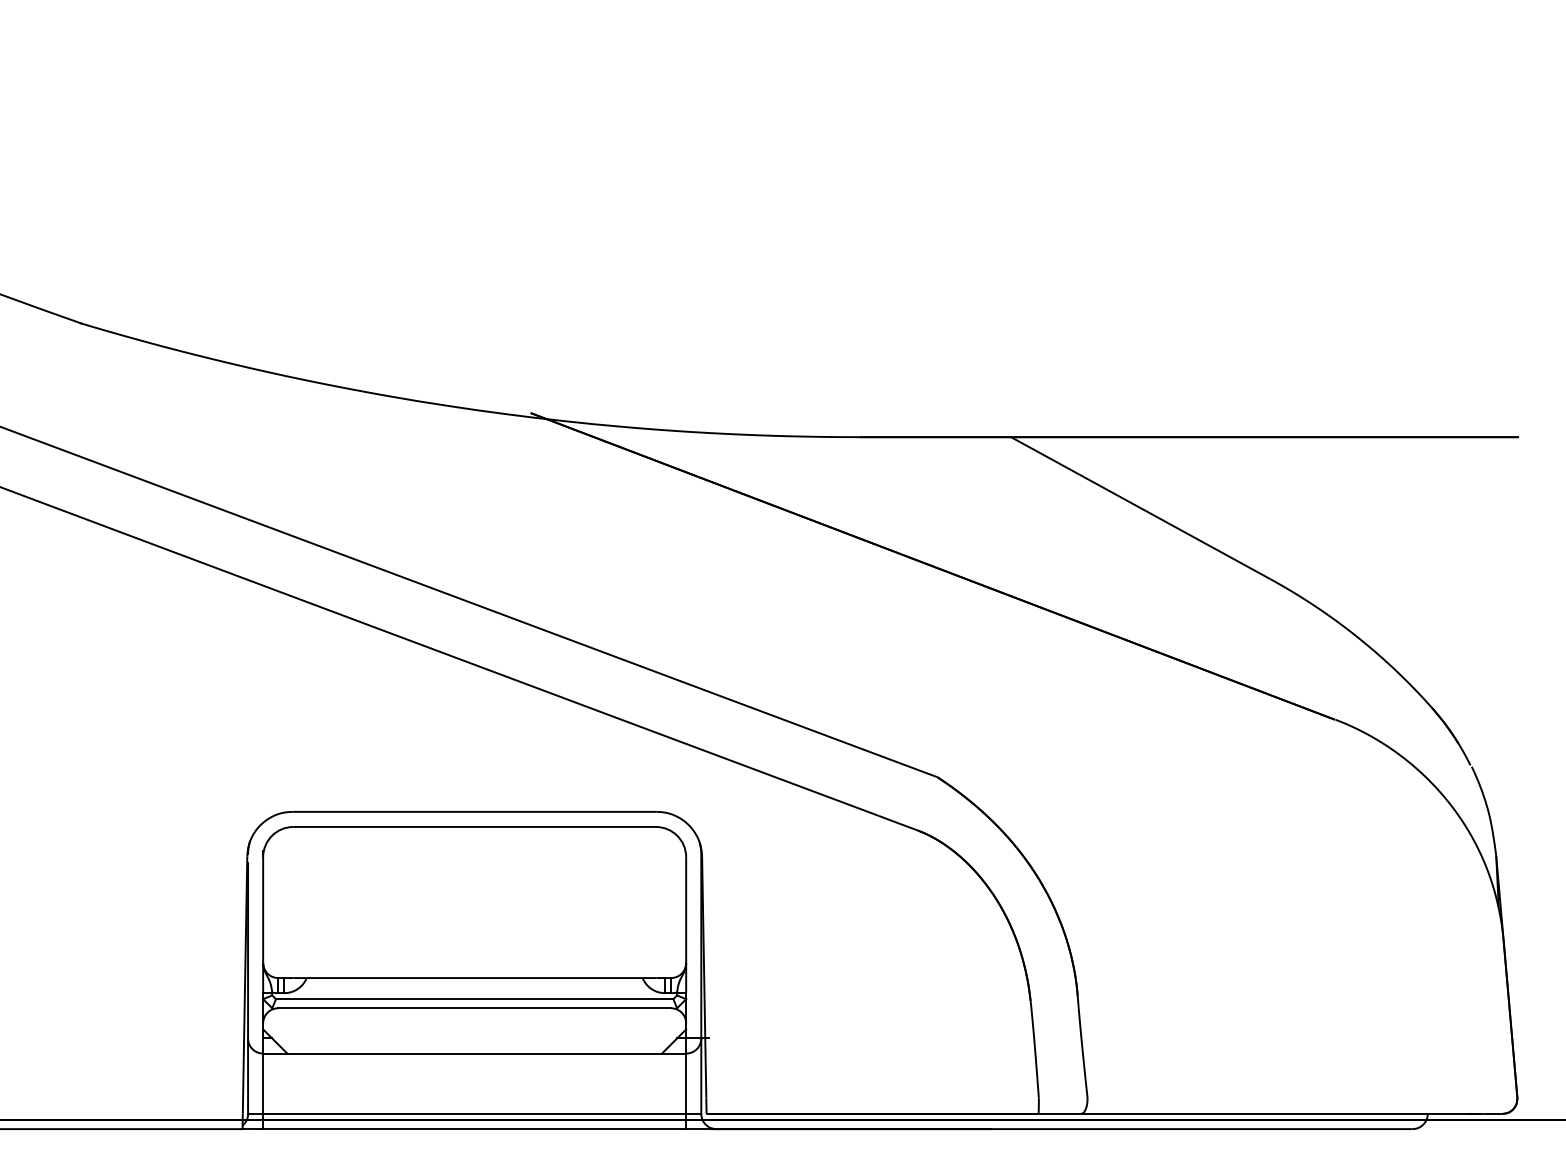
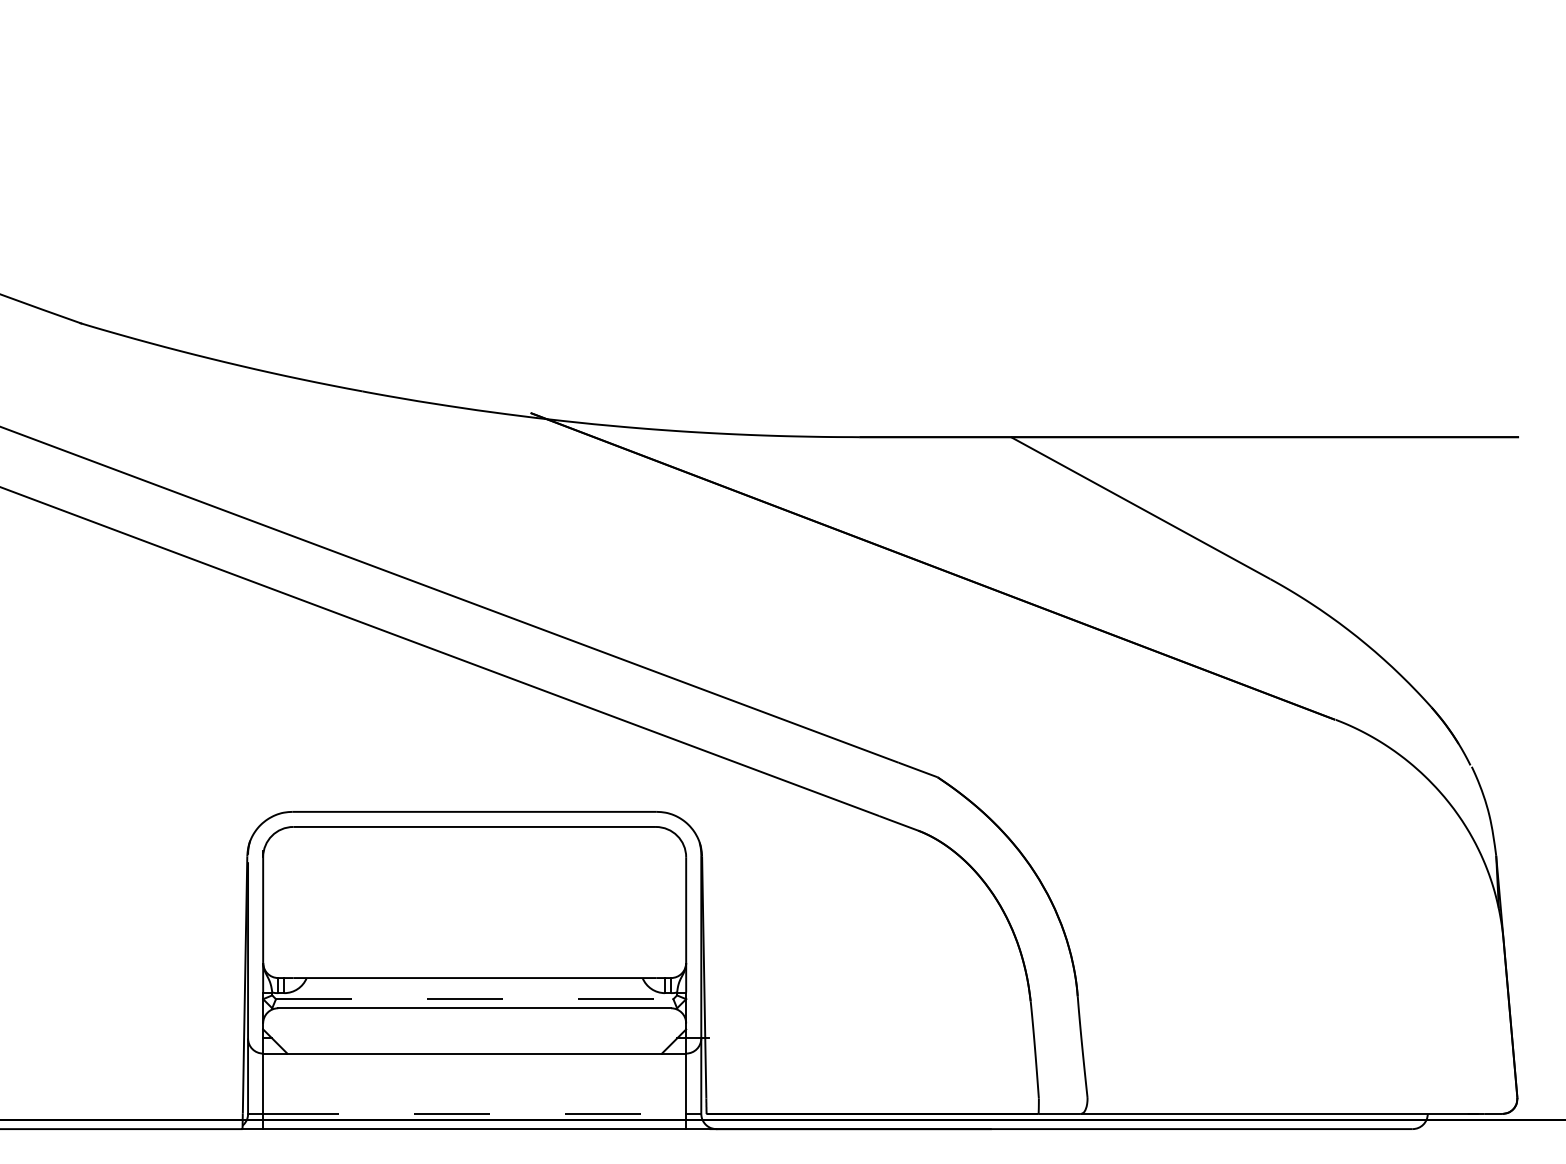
line: solid -> dashed (474, 999)
line: solid -> dashed (474, 1114)
